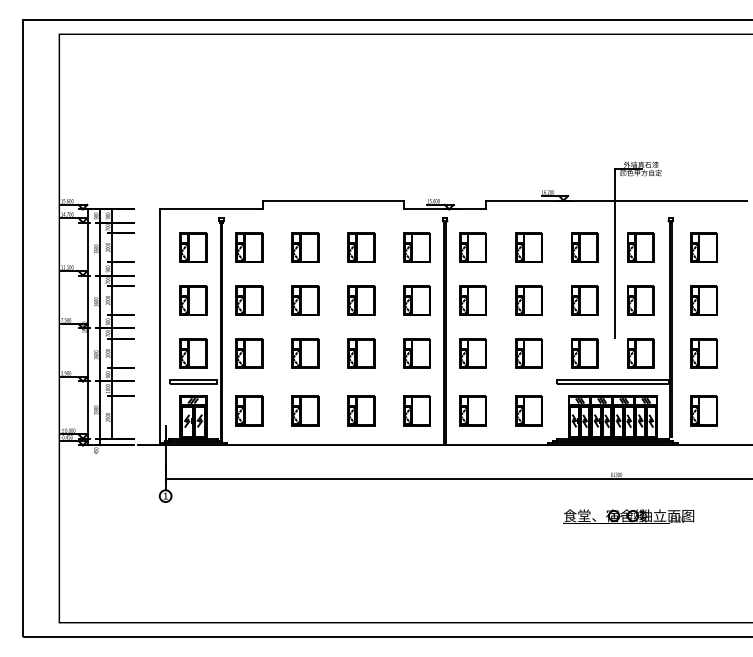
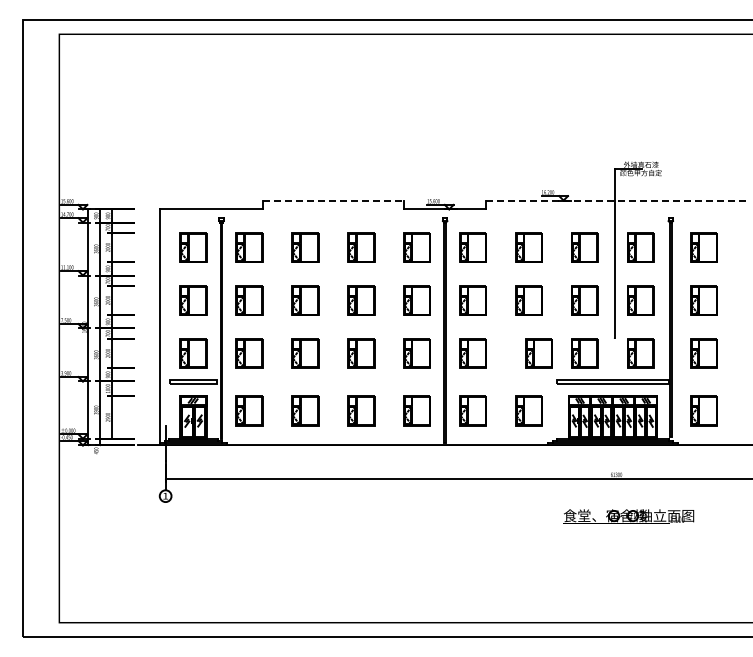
line: solid -> dashed (333, 200)
line: solid -> dashed (617, 200)
part position: (528, 353) -> (538, 353) (538, 353)
